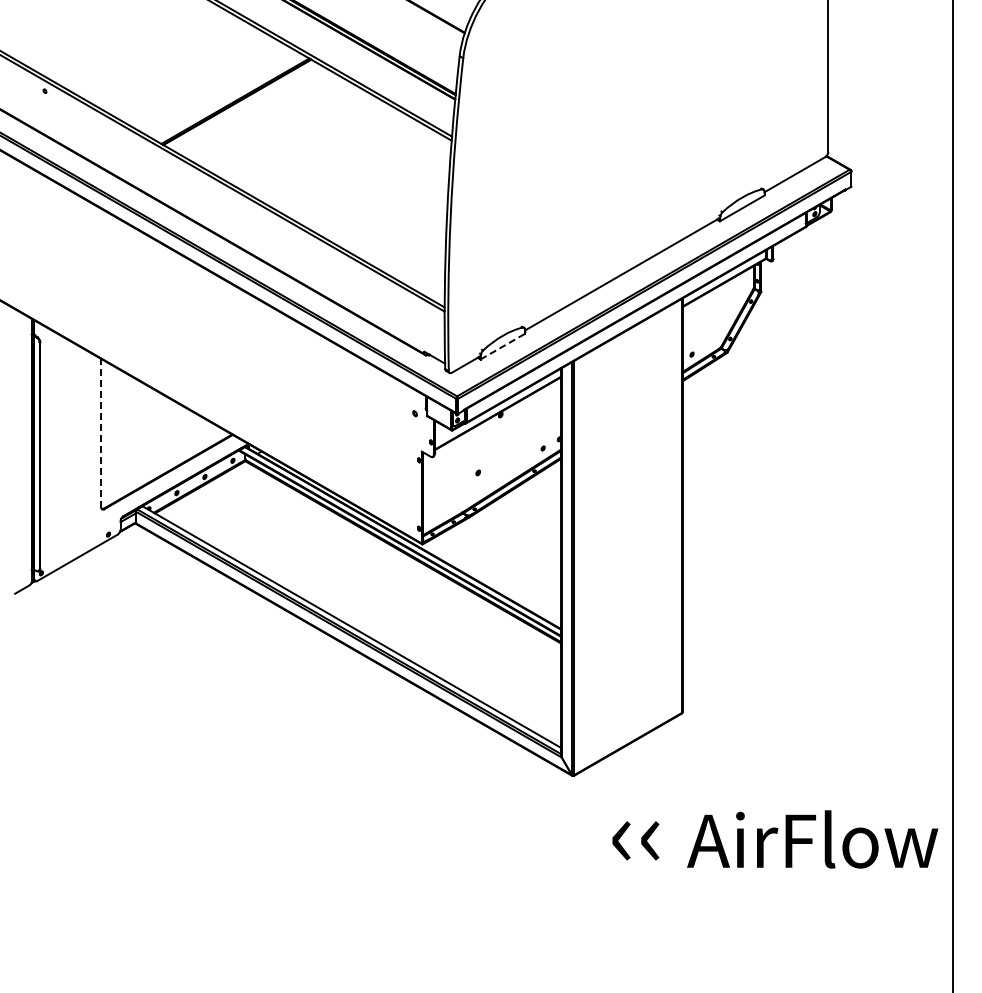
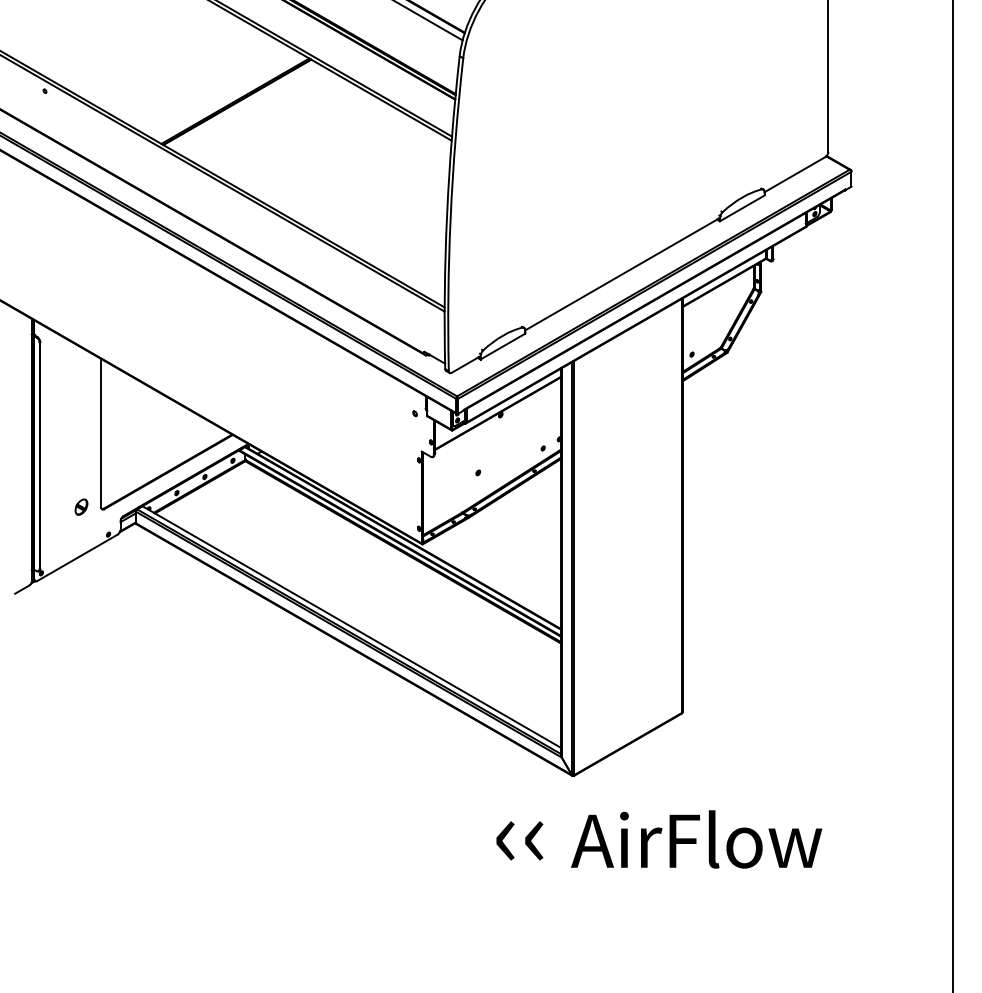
line: none -> present (429, 21)
line: dashed -> solid (502, 346)
line: dashed -> solid (101, 432)
part: none -> present (81, 506)
text position: (775, 839) -> (659, 839) (659, 839)
